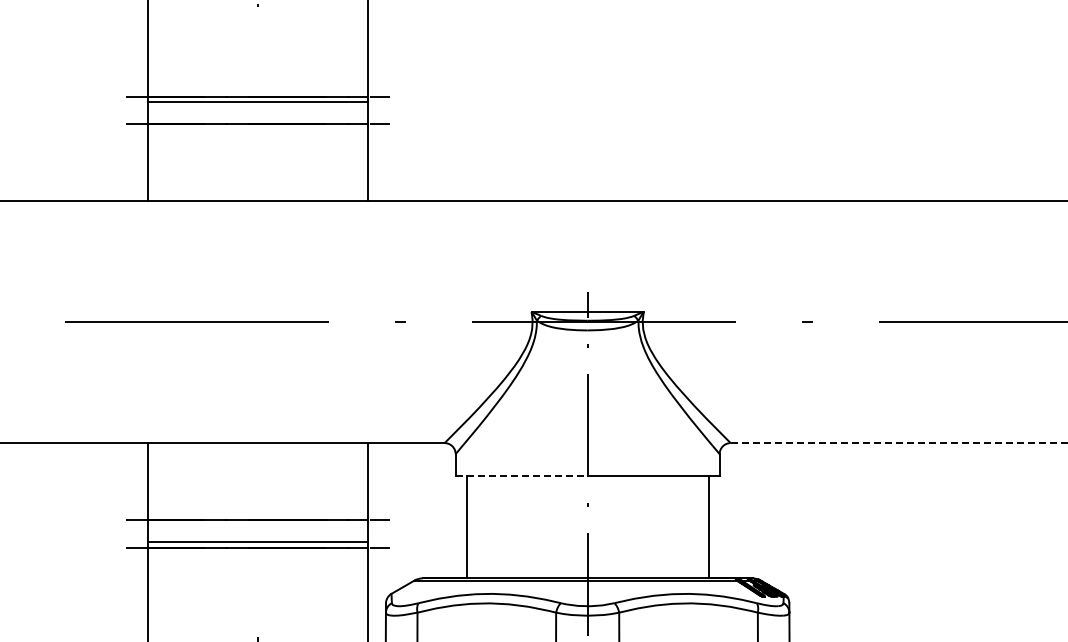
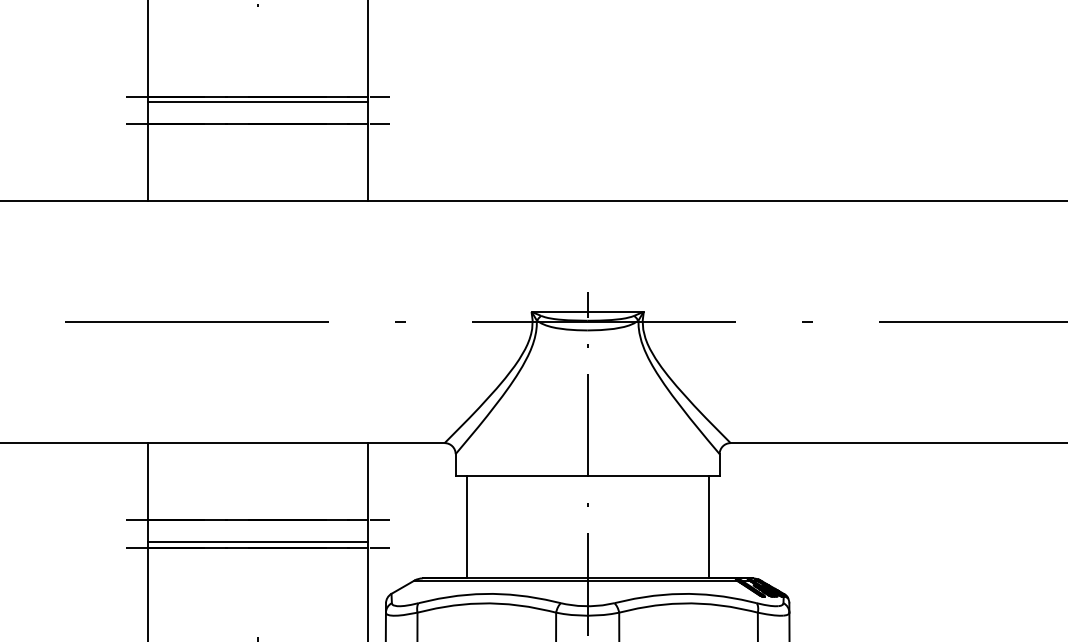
line: dashed -> solid (899, 443)
line: dashed -> solid (521, 476)
